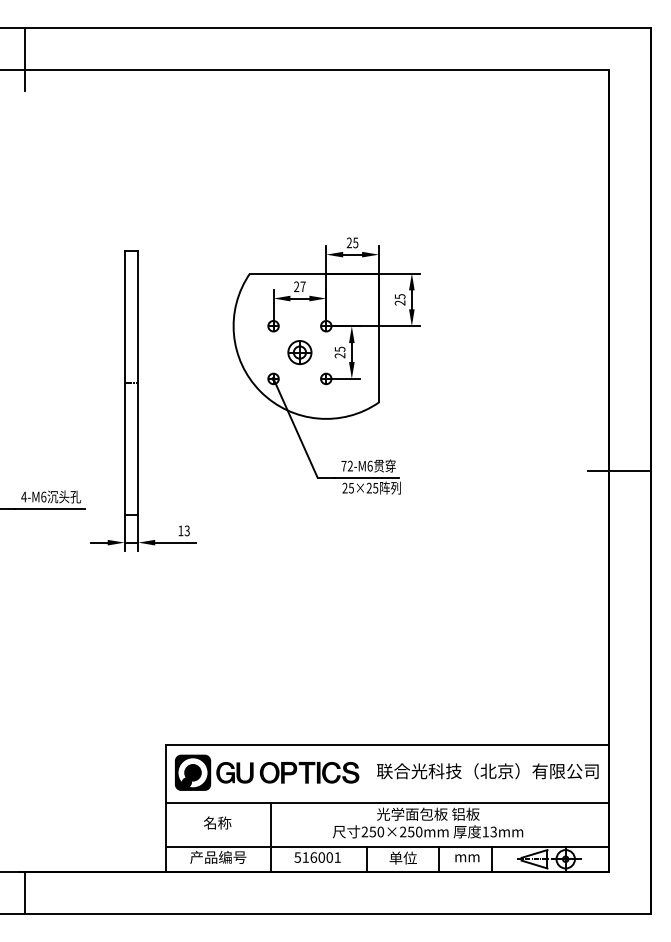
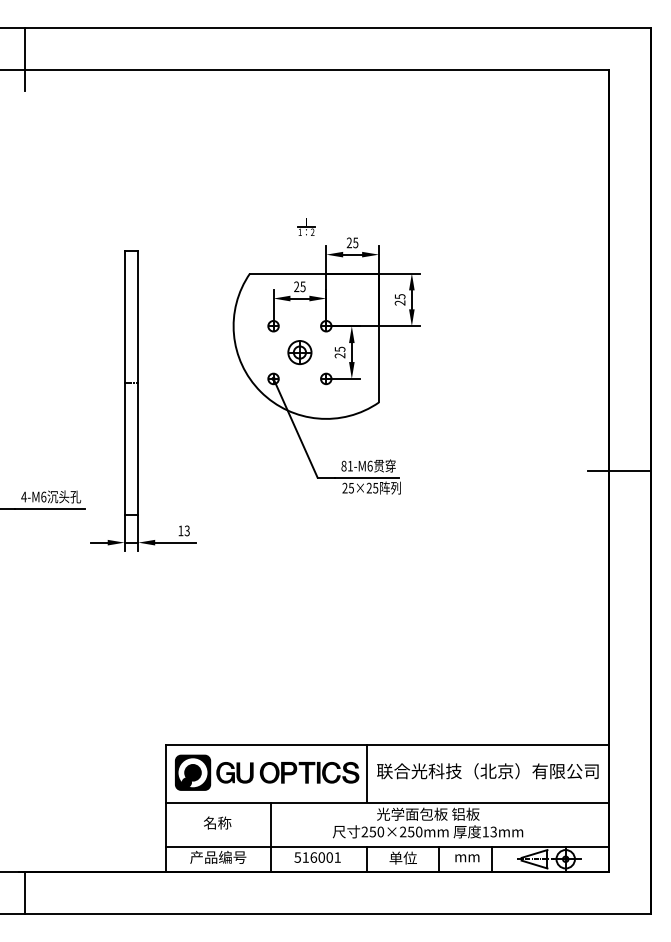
part: none -> present (306, 226)
text: 27 -> 25 (302, 286)
text: 72-M6 -> 81-M6 (346, 465)
line: none -> present (367, 773)
